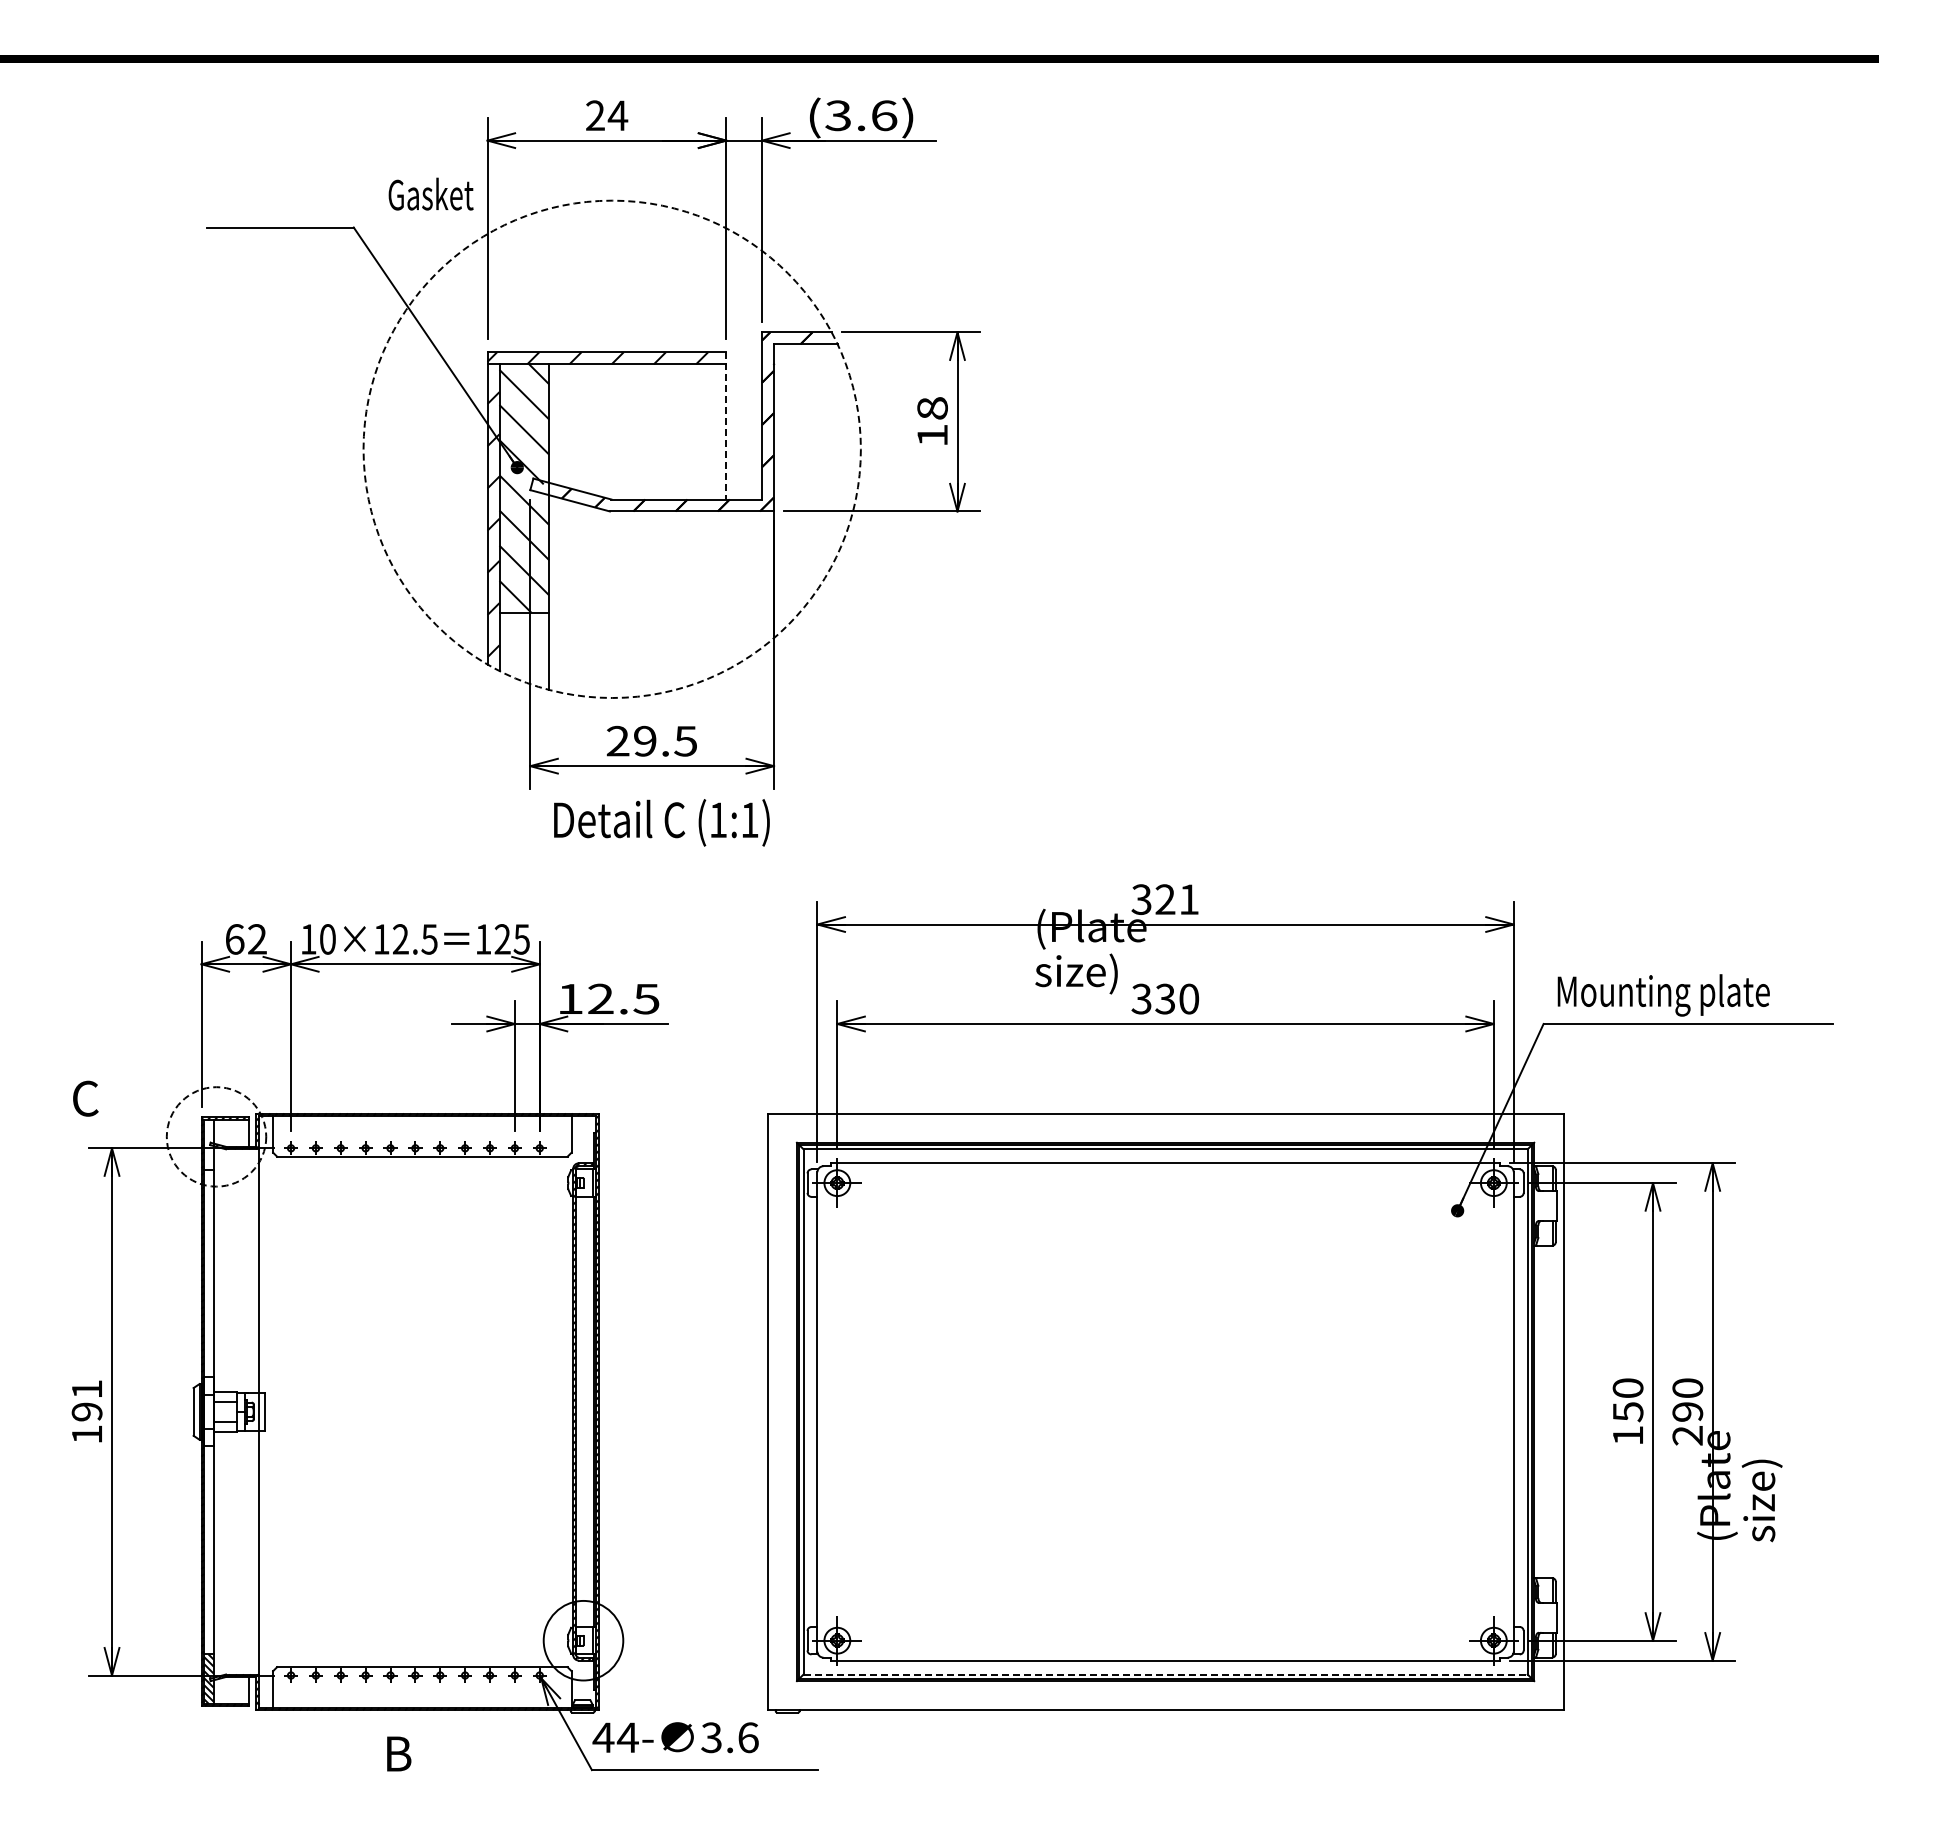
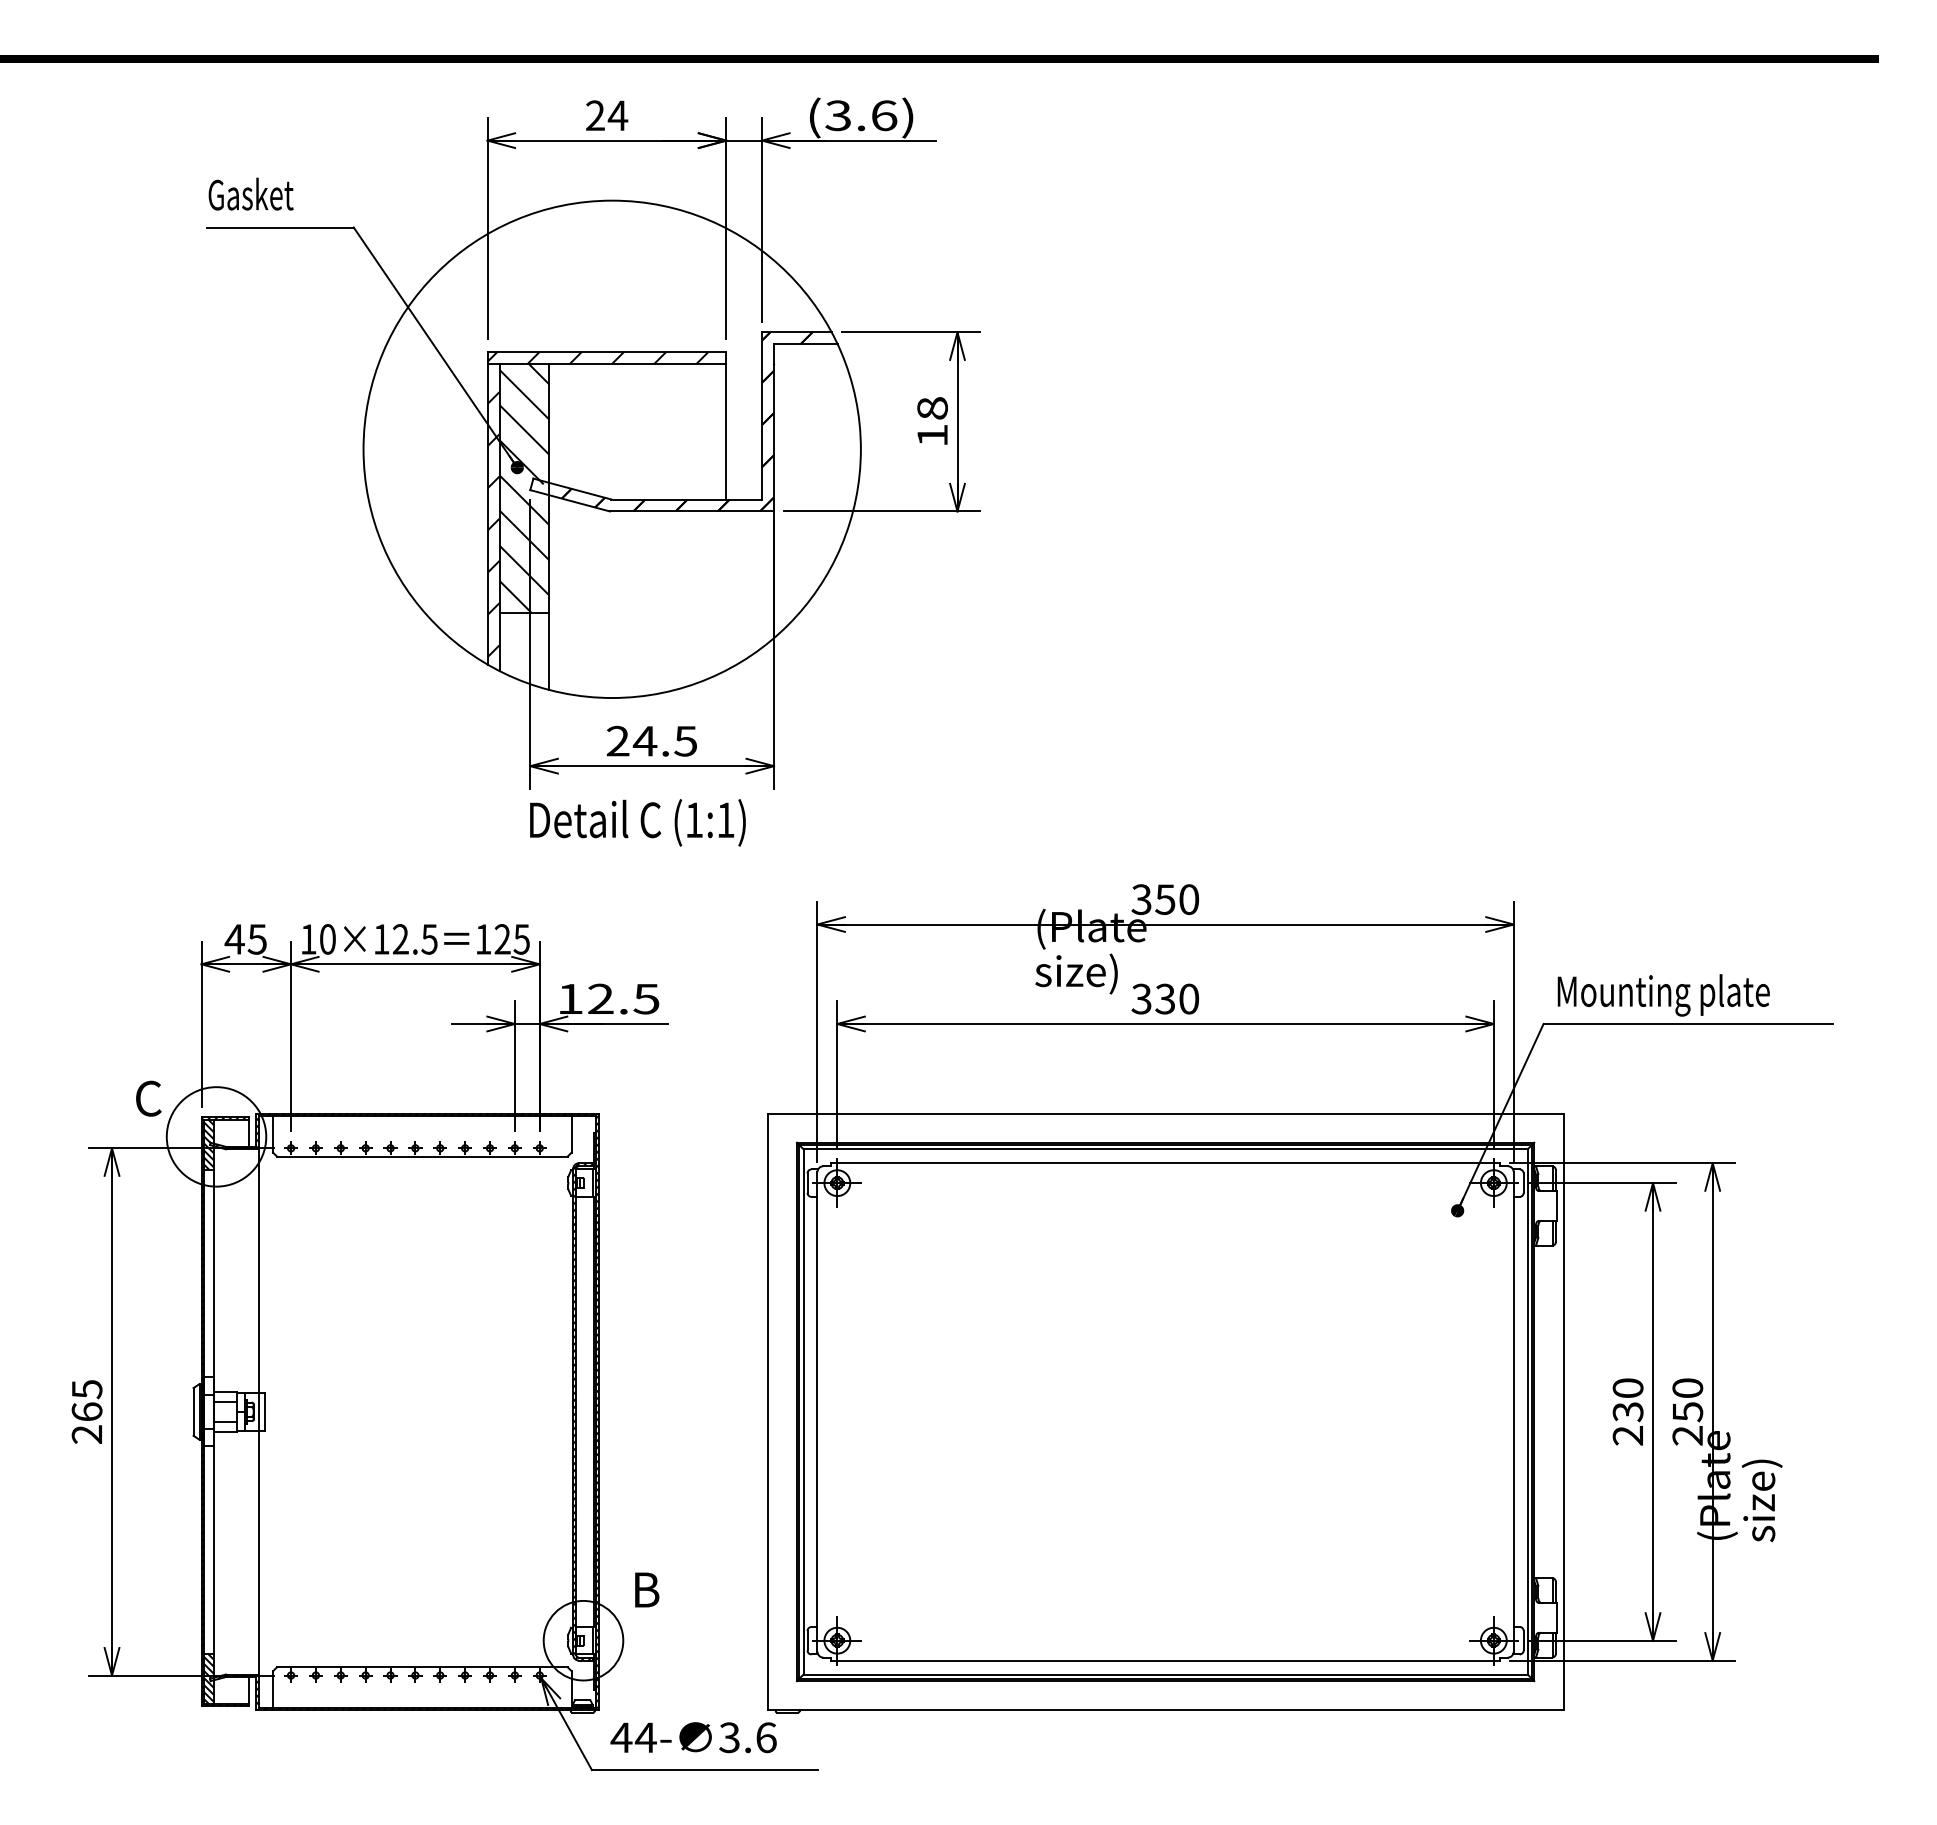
text position: (430, 193) -> (250, 193) (250, 193)
line: dashed -> solid (726, 425)
circle: dashed -> solid (611, 449)
text: 29.5 -> 24.5 (644, 740)
text position: (661, 822) -> (637, 822) (637, 822)
text: 321 -> 350 (1177, 899)
text: 62 -> 45 (245, 939)
text position: (85, 1098) -> (148, 1098) (148, 1098)
circle: dashed -> solid (216, 1136)
hatch: none -> present (208, 1144)
text: 191 -> 265 (86, 1411)
text: 290 -> 250 (1687, 1412)
text: 150 -> 230 (1627, 1423)
line: dashed -> solid (1166, 1674)
text position: (675, 1737) -> (693, 1737) (693, 1737)
text position: (399, 1753) -> (647, 1589) (647, 1589)
